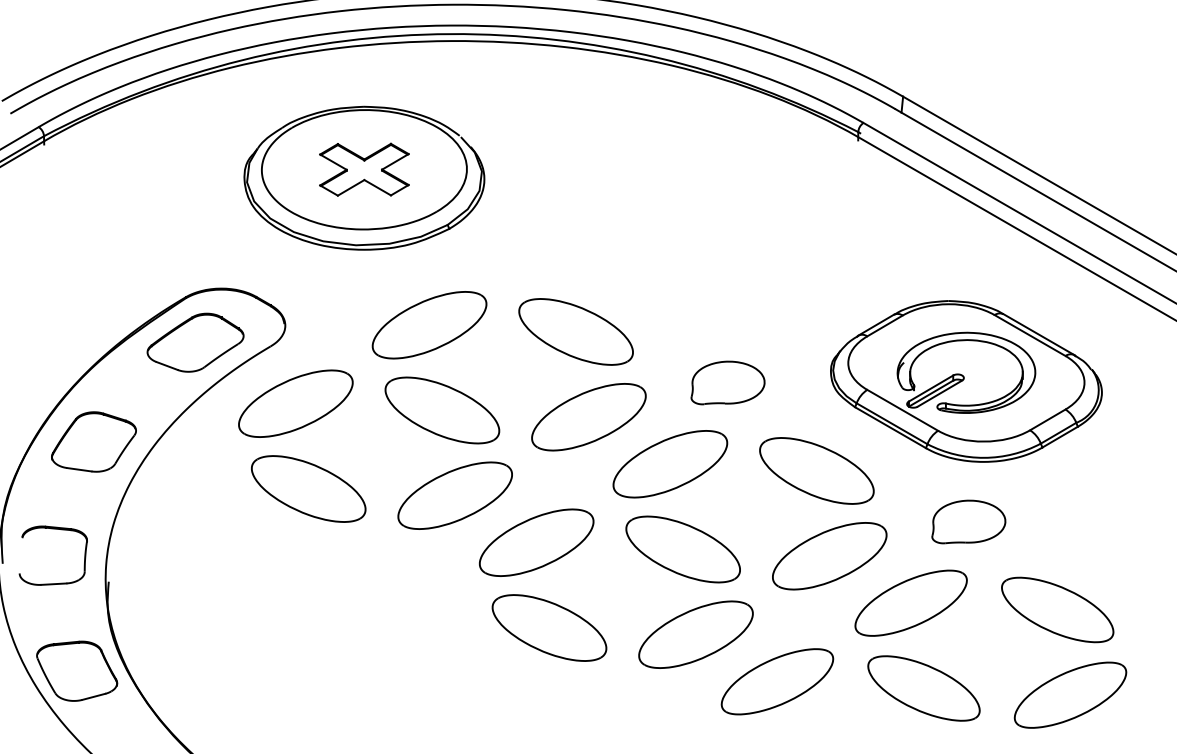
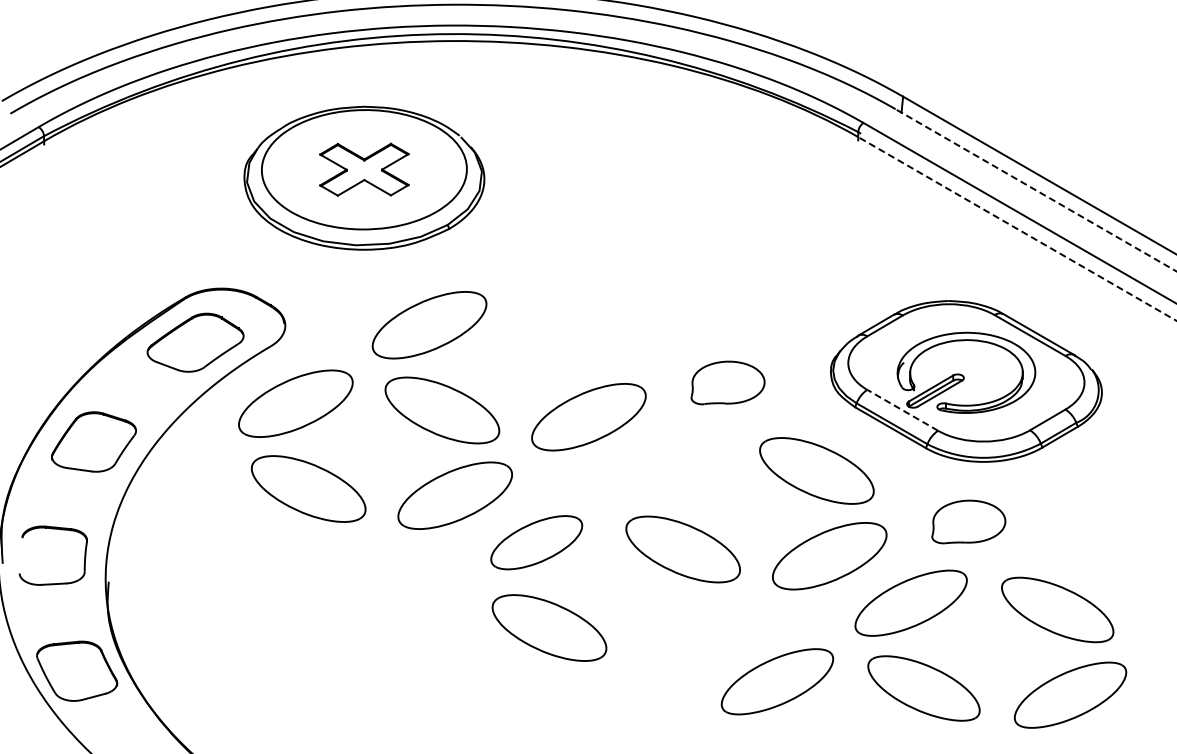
line: solid -> dashed (1035, 190)
line: solid -> dashed (1017, 229)
part: present -> none (575, 331)
line: solid -> dashed (902, 410)
part: present -> none (670, 464)
part size: 116x69 px -> 94x56 px (536, 542)
part: present -> none (695, 634)
